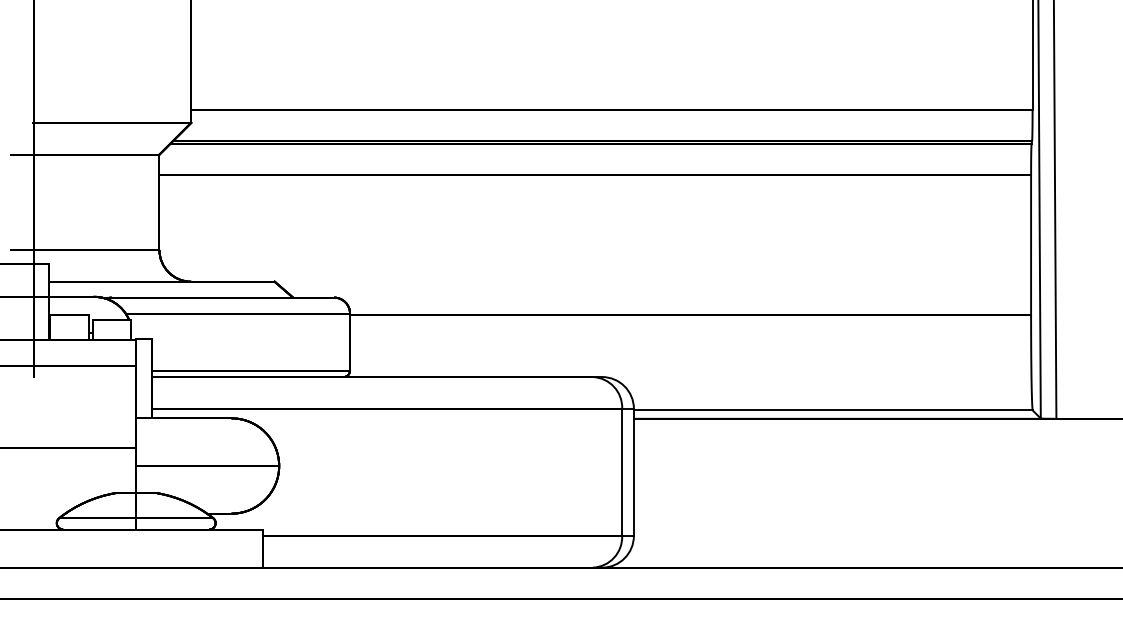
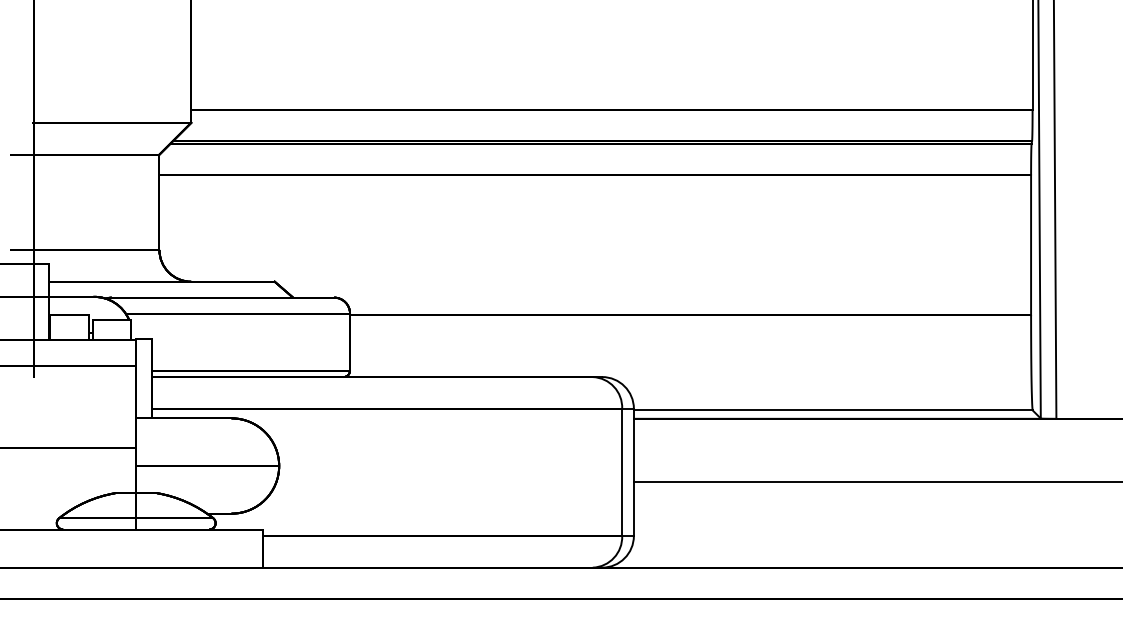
line: none -> present (876, 482)
